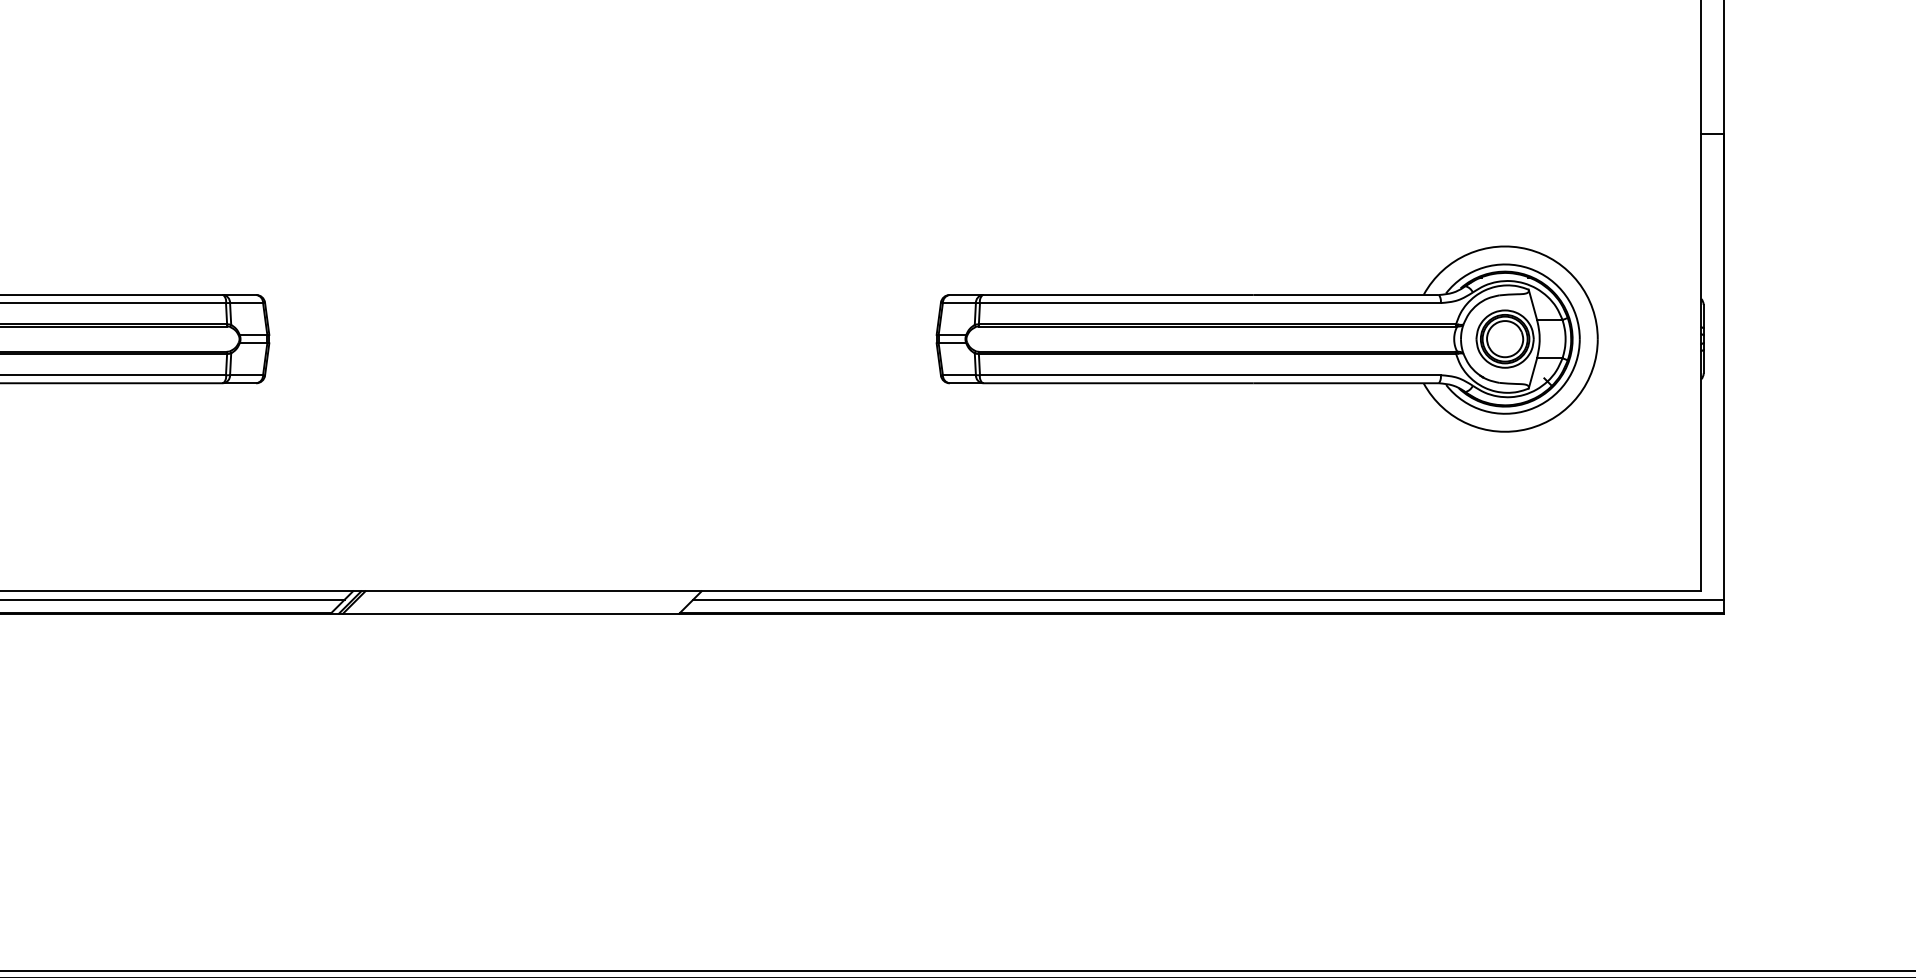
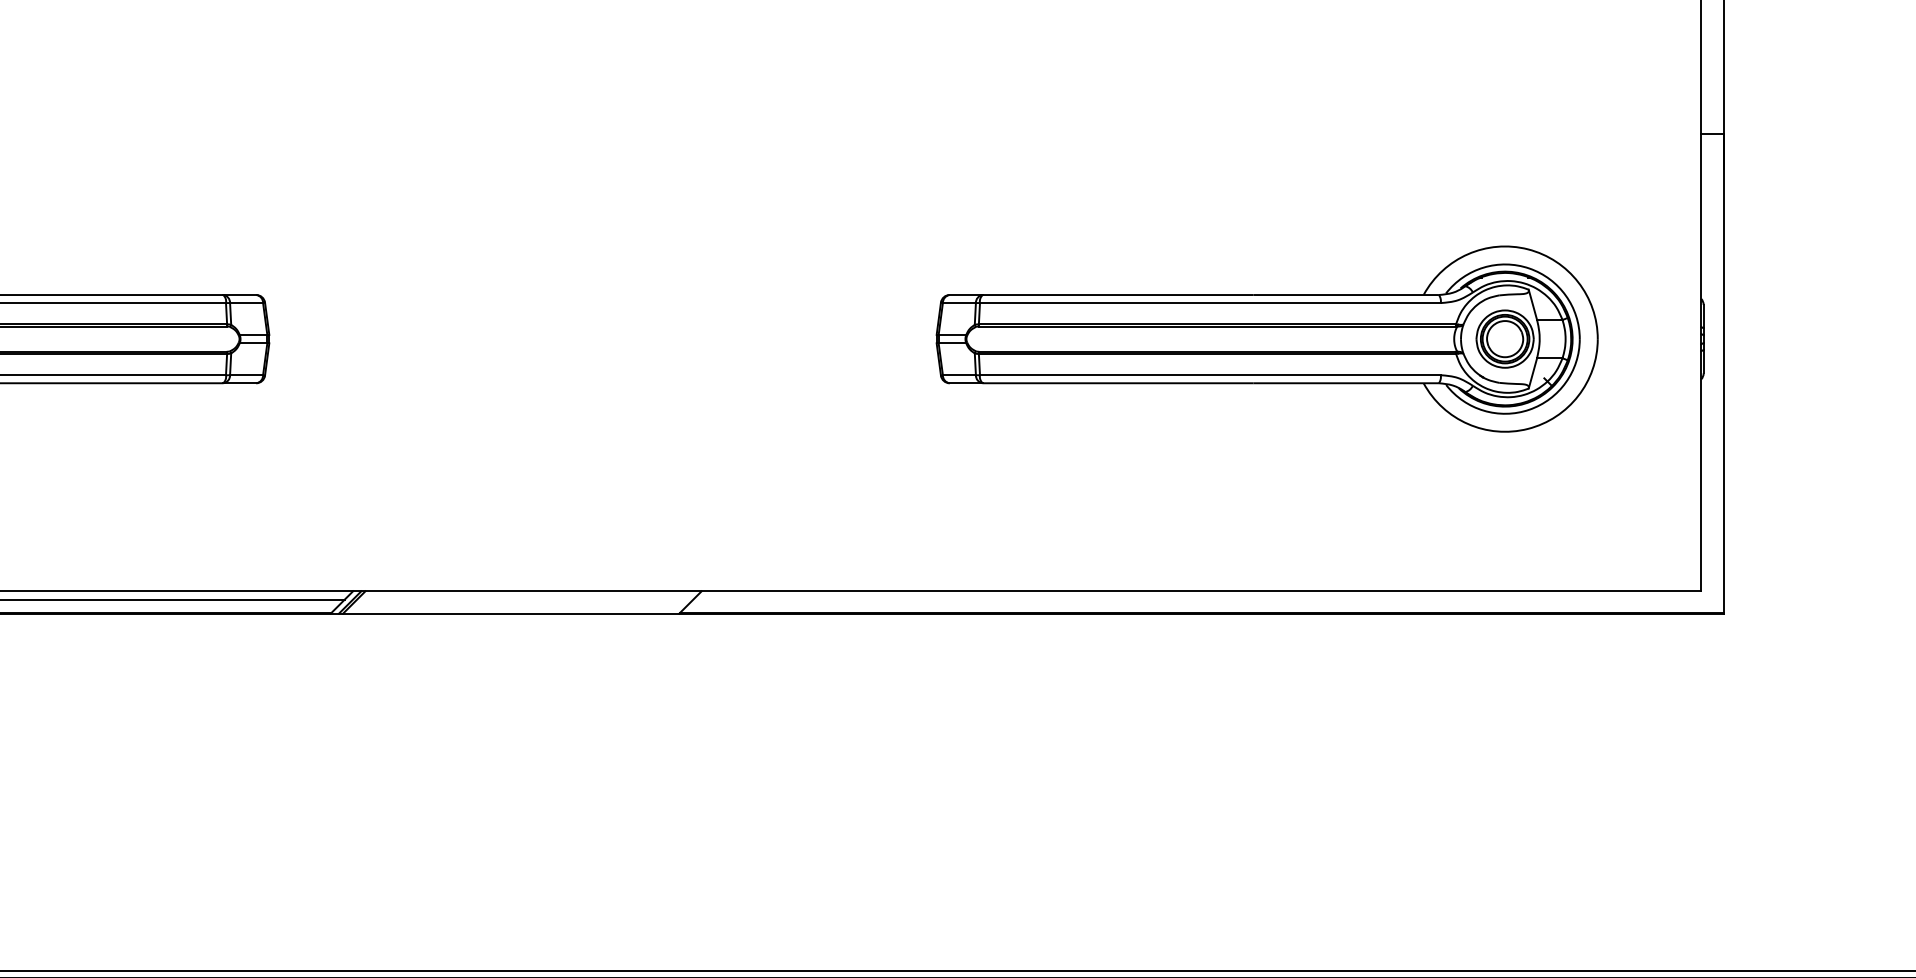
line: present -> none (1208, 599)
